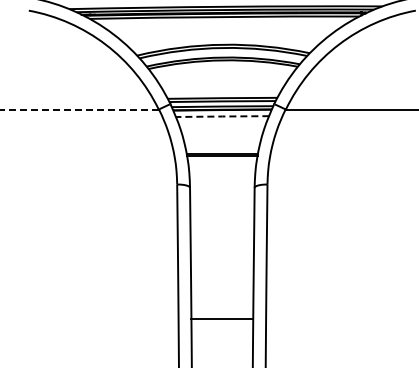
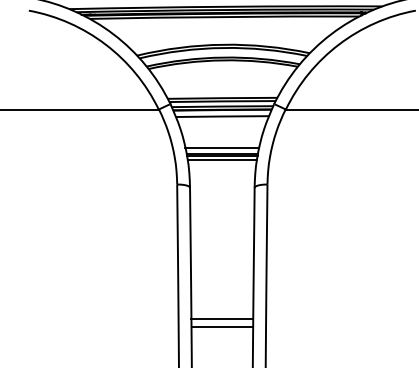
line: dashed -> solid (79, 109)
line: dashed -> solid (222, 116)
line: none -> present (222, 147)
line: none -> present (221, 159)
line: none -> present (222, 327)
